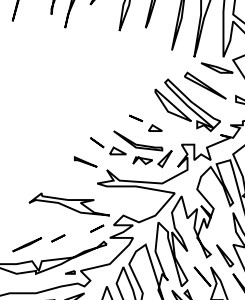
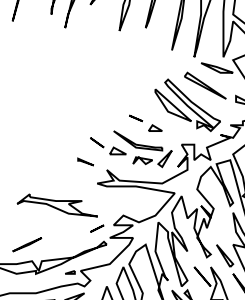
part size: 24x12 px -> 17x10 px (85, 161)
part position: (68, 204) -> (56, 205) (56, 205)
line: present -> none (58, 238)
